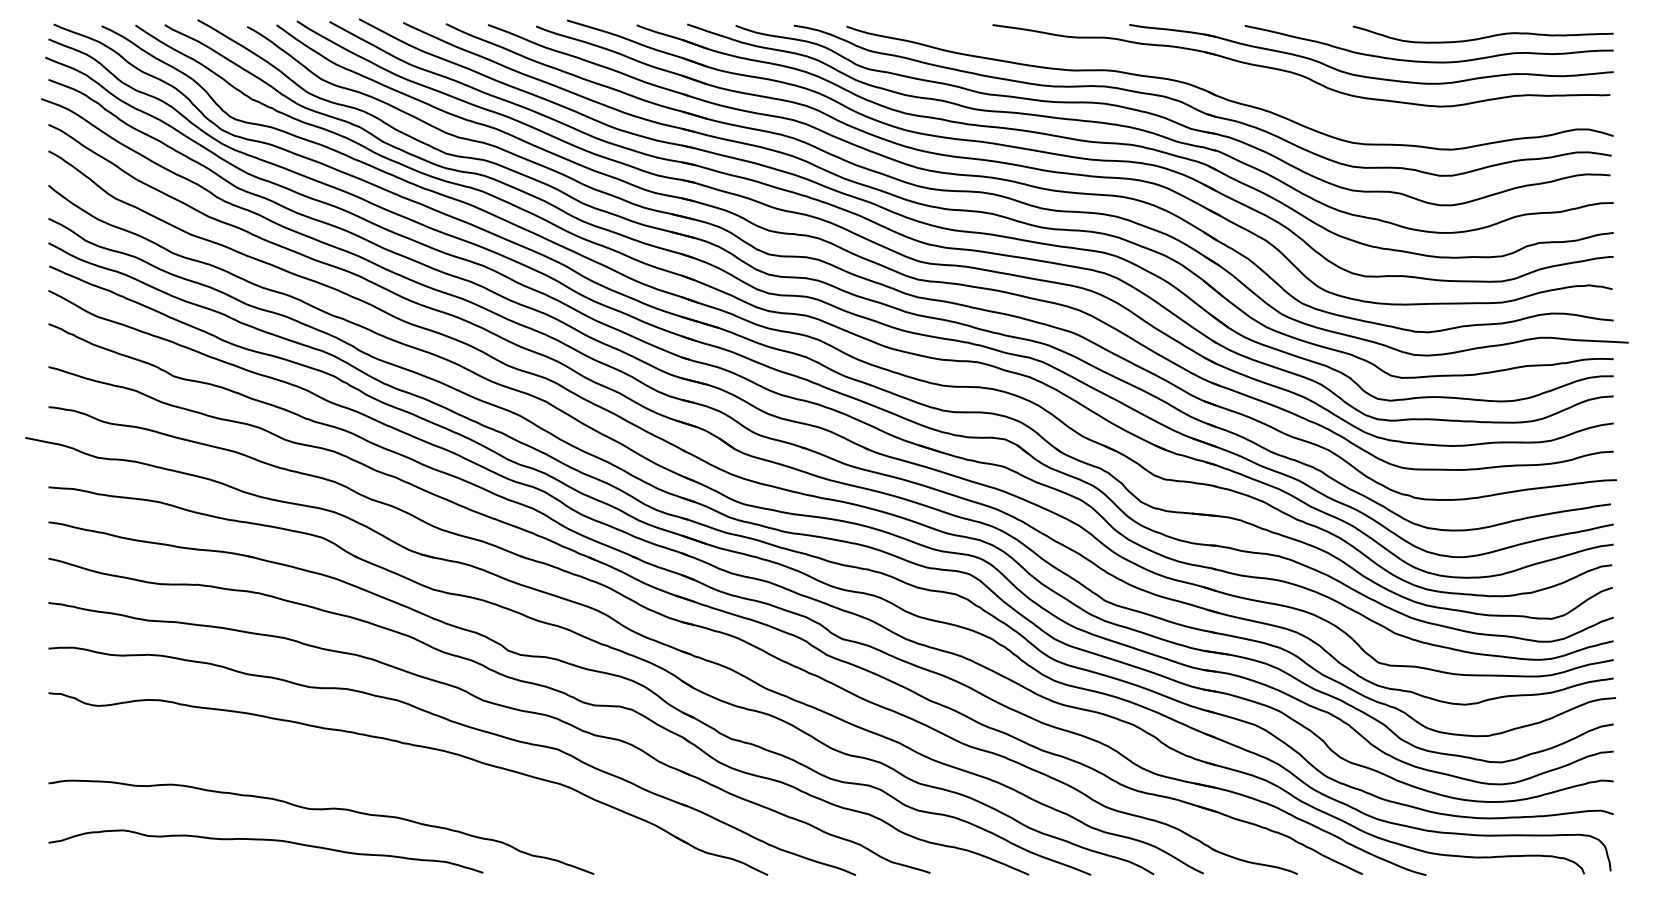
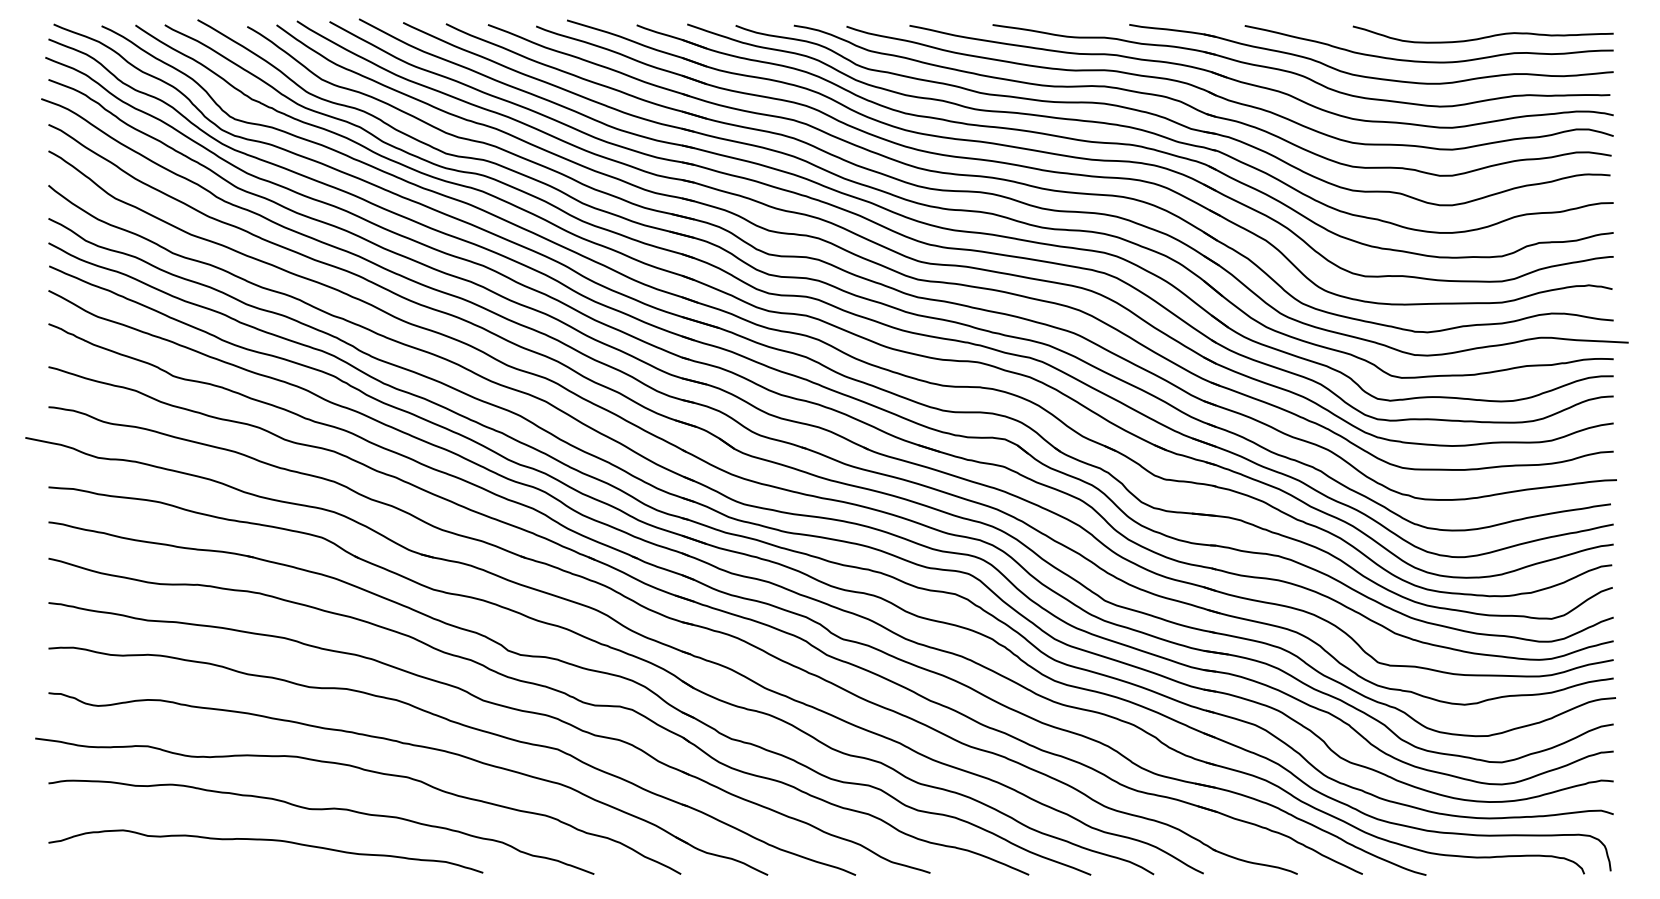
part: none -> present (1259, 85)
curve: none -> present (366, 771)
